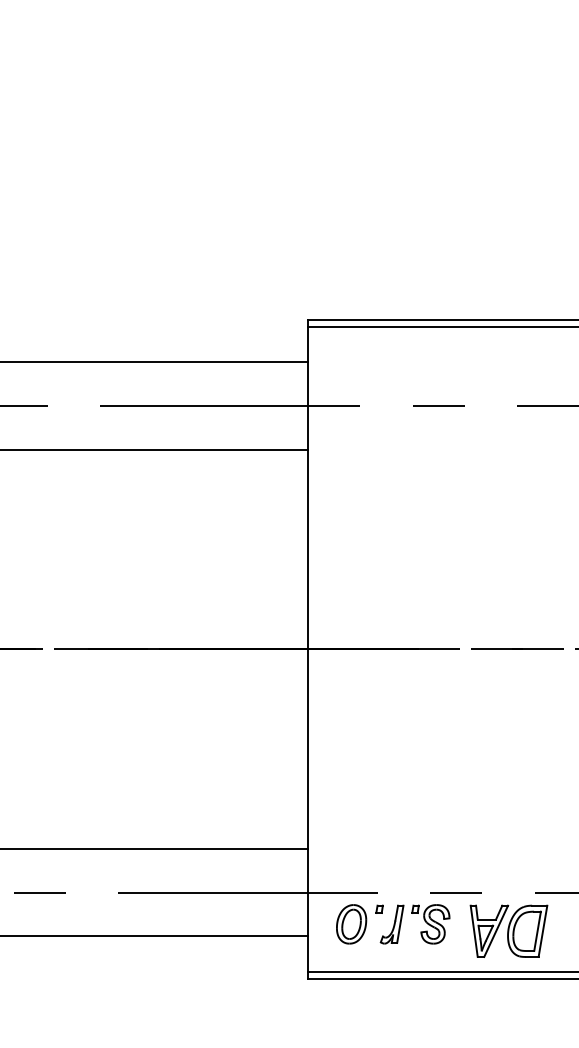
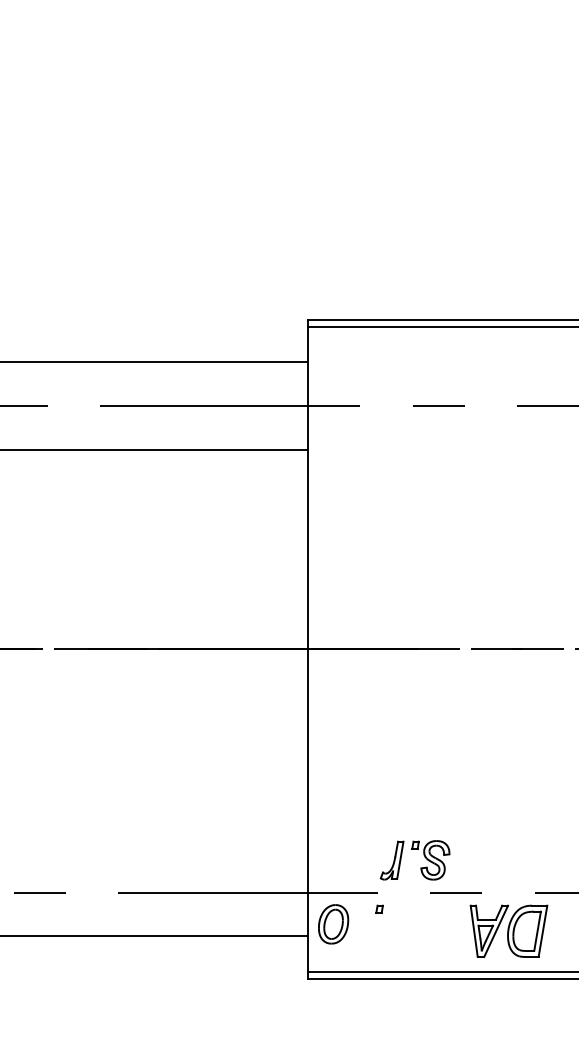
line: present -> none (154, 848)
part position: (351, 924) -> (333, 924) (333, 924)
part position: (420, 931) -> (420, 867) (420, 867)
